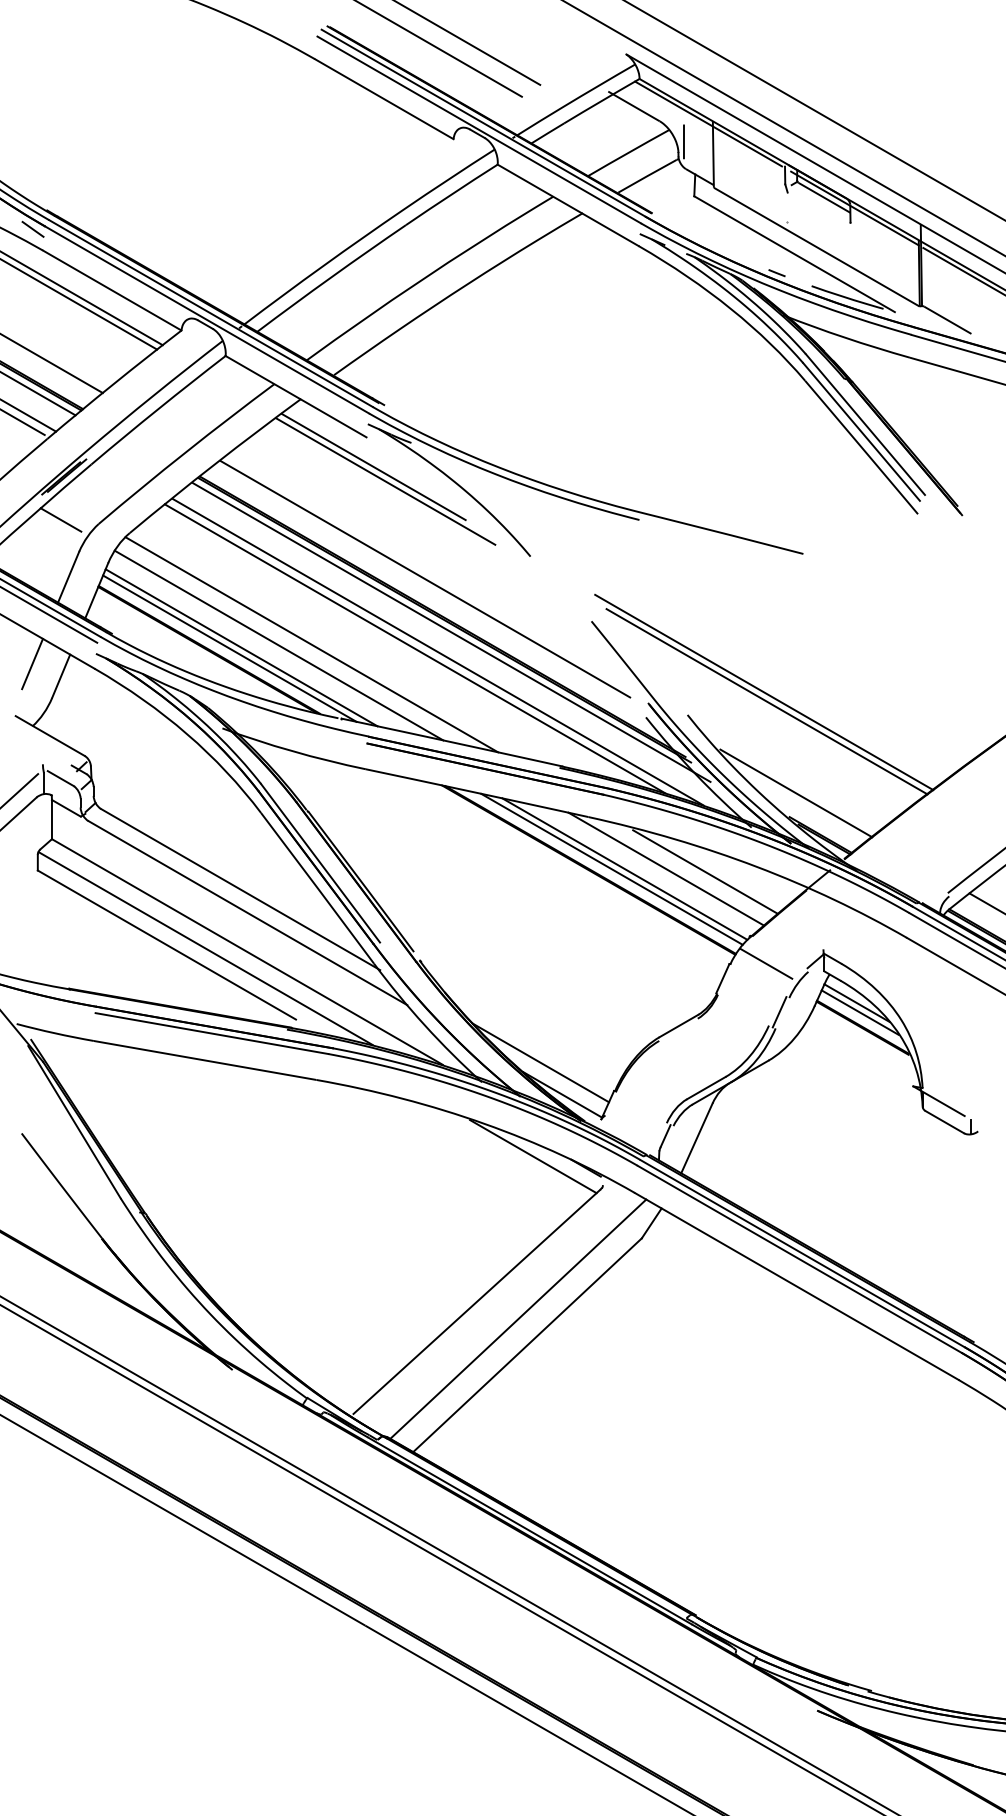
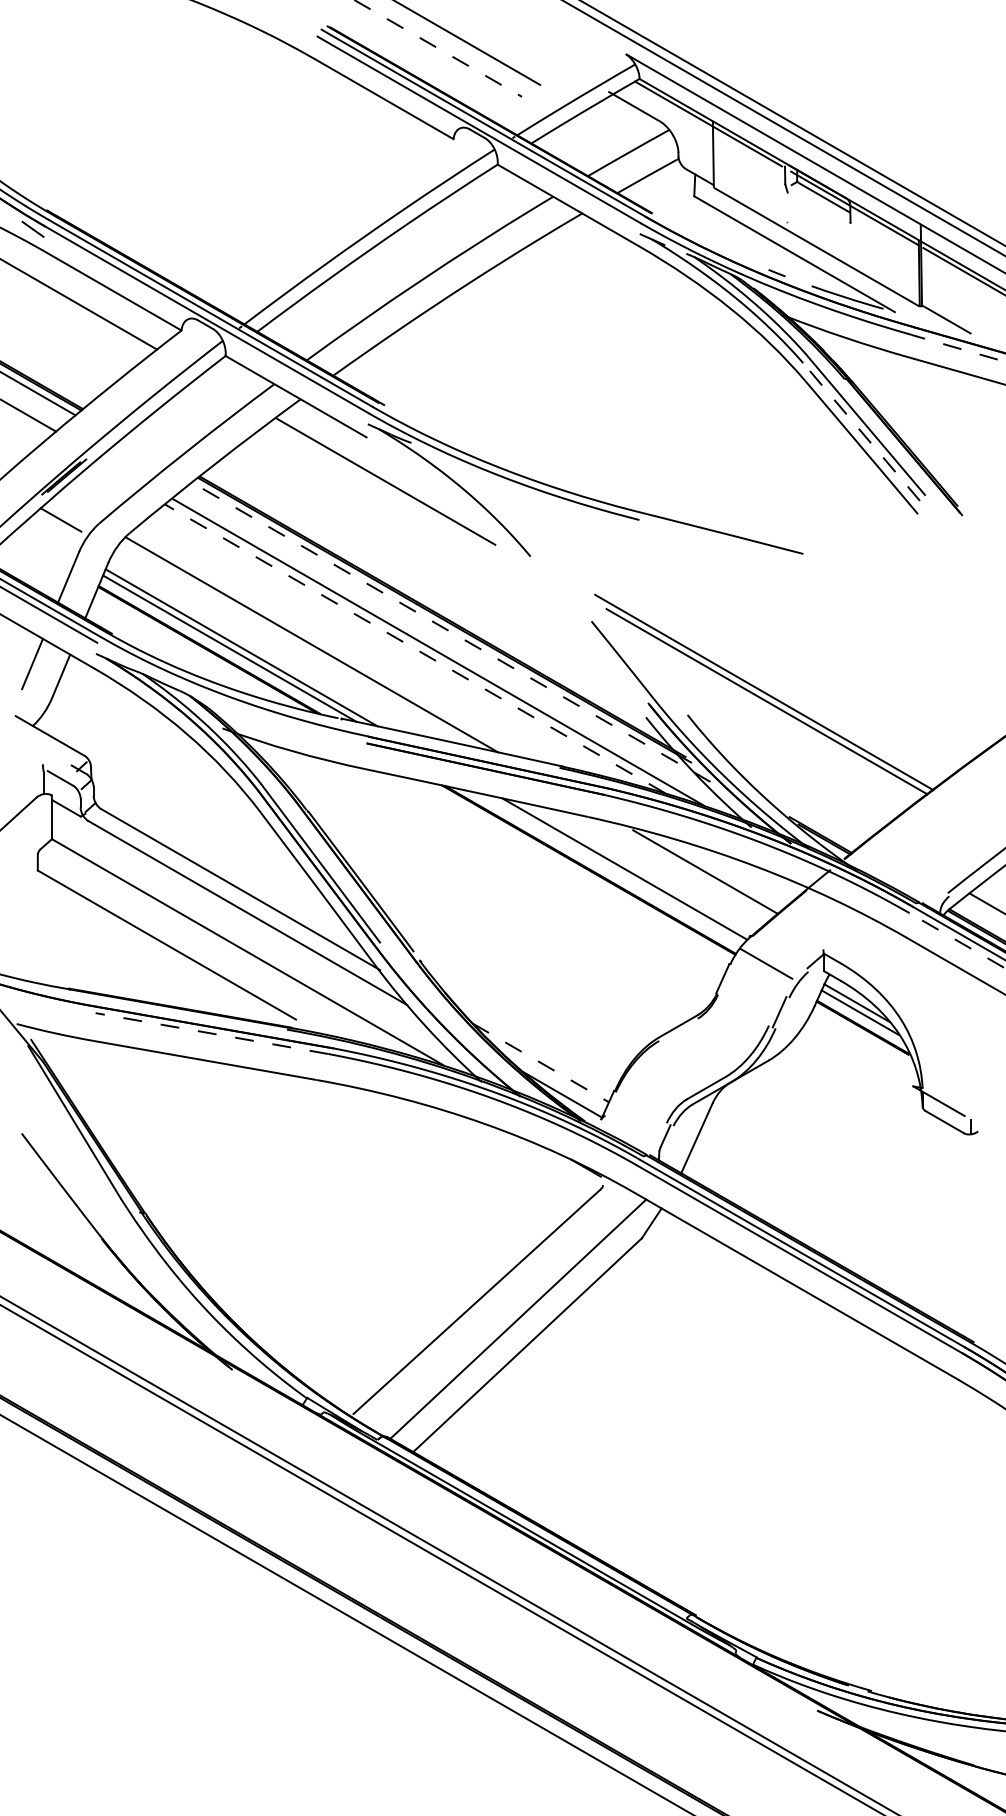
line: solid -> dashed (438, 48)
line position: (814, 110) -> (792, 123) (792, 123)
line: present -> none (683, 141)
line: present -> none (82, 298)
line: solid -> dashed (958, 348)
line: present -> none (52, 364)
line: present -> none (23, 422)
line: solid -> dashed (861, 431)
line: present -> none (373, 466)
line: present -> none (425, 579)
line: solid -> dashed (451, 632)
line: present -> none (278, 645)
line: solid -> dashed (415, 648)
line: present -> none (20, 790)
line: present -> none (796, 793)
line: present -> none (611, 868)
line: present -> none (666, 868)
line: solid -> dashed (957, 940)
line: present -> none (205, 948)
line: solid -> dashed (211, 1033)
line: solid -> dashed (540, 1062)
line: present -> none (533, 1156)
